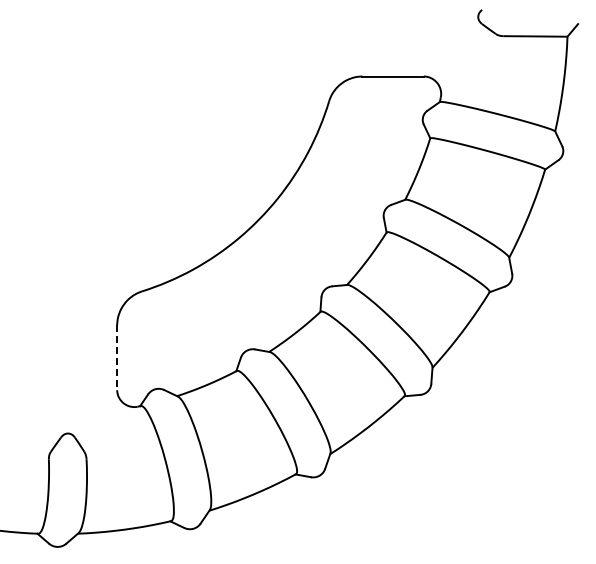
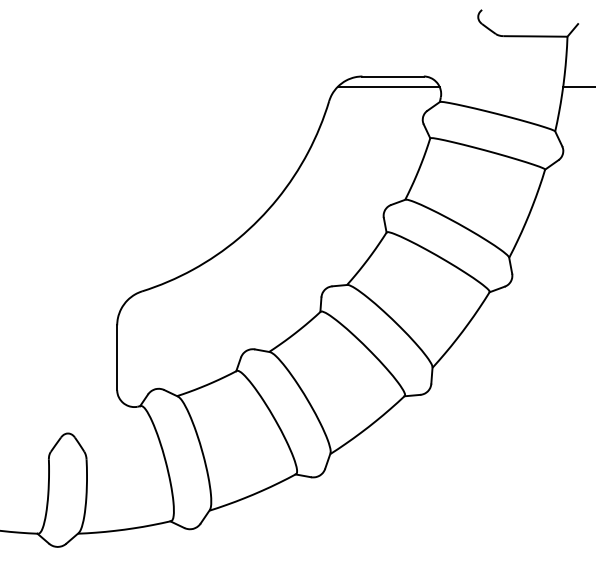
line: none -> present (388, 86)
line: none -> present (577, 86)
line: dashed -> solid (117, 358)
